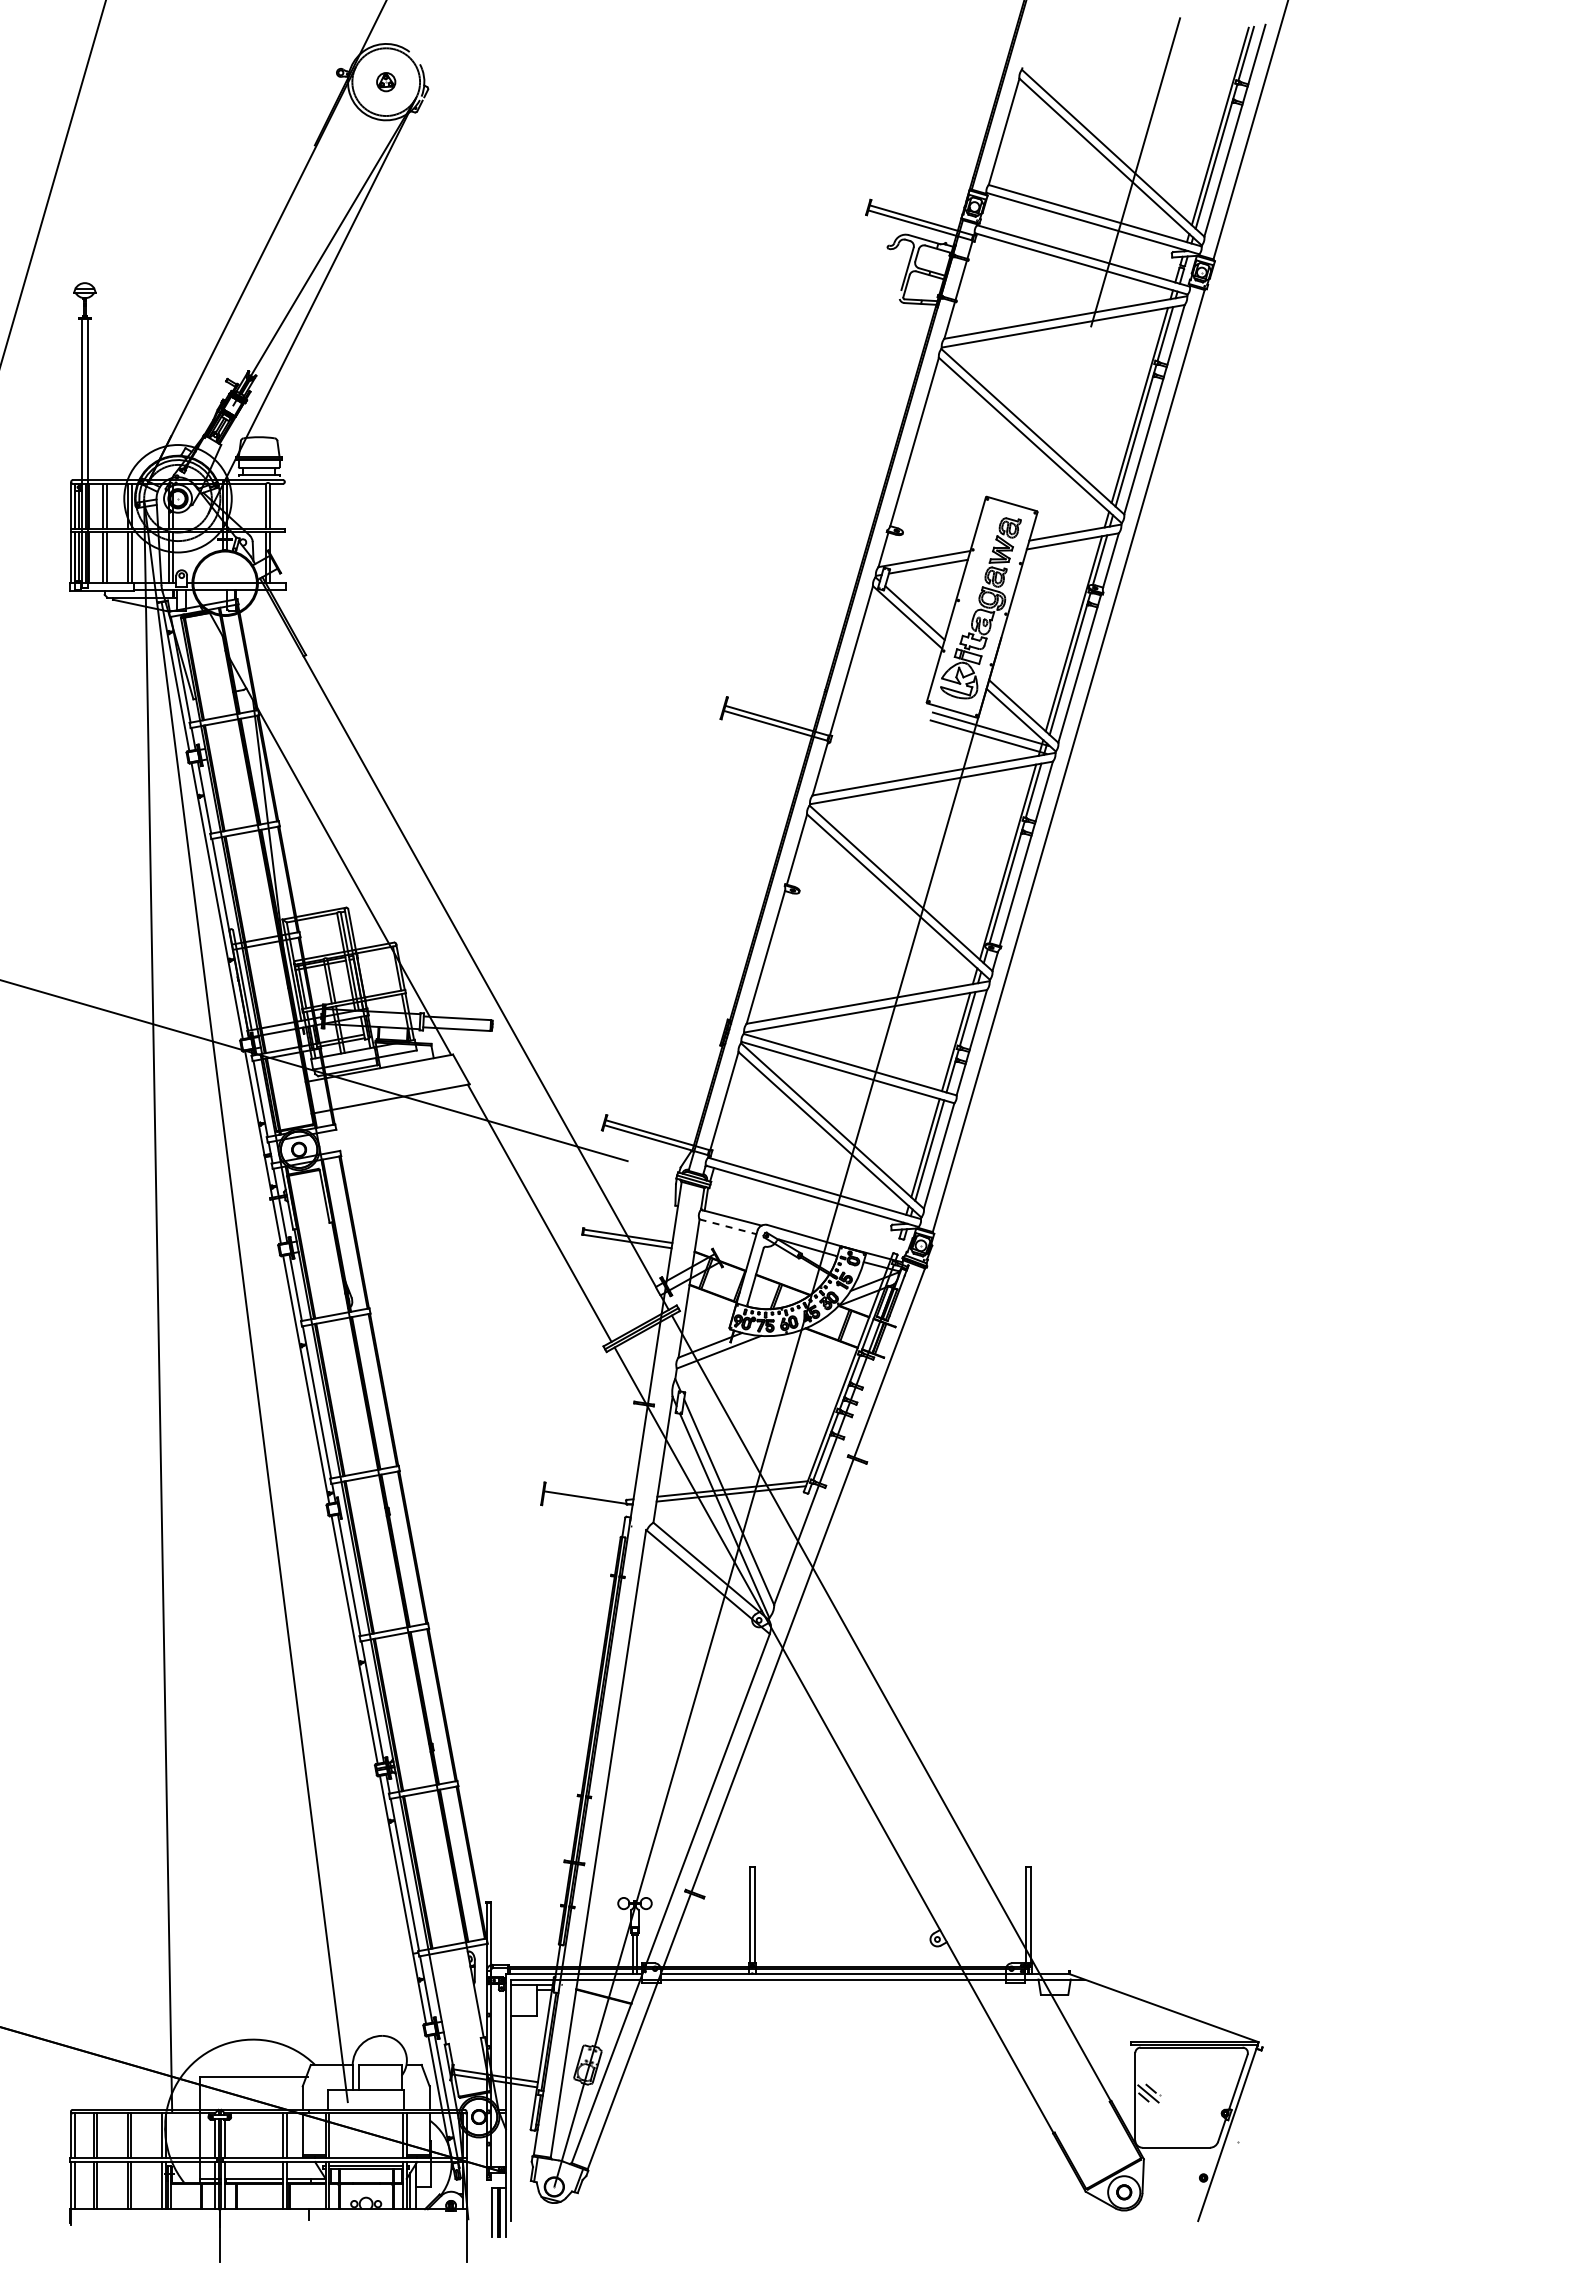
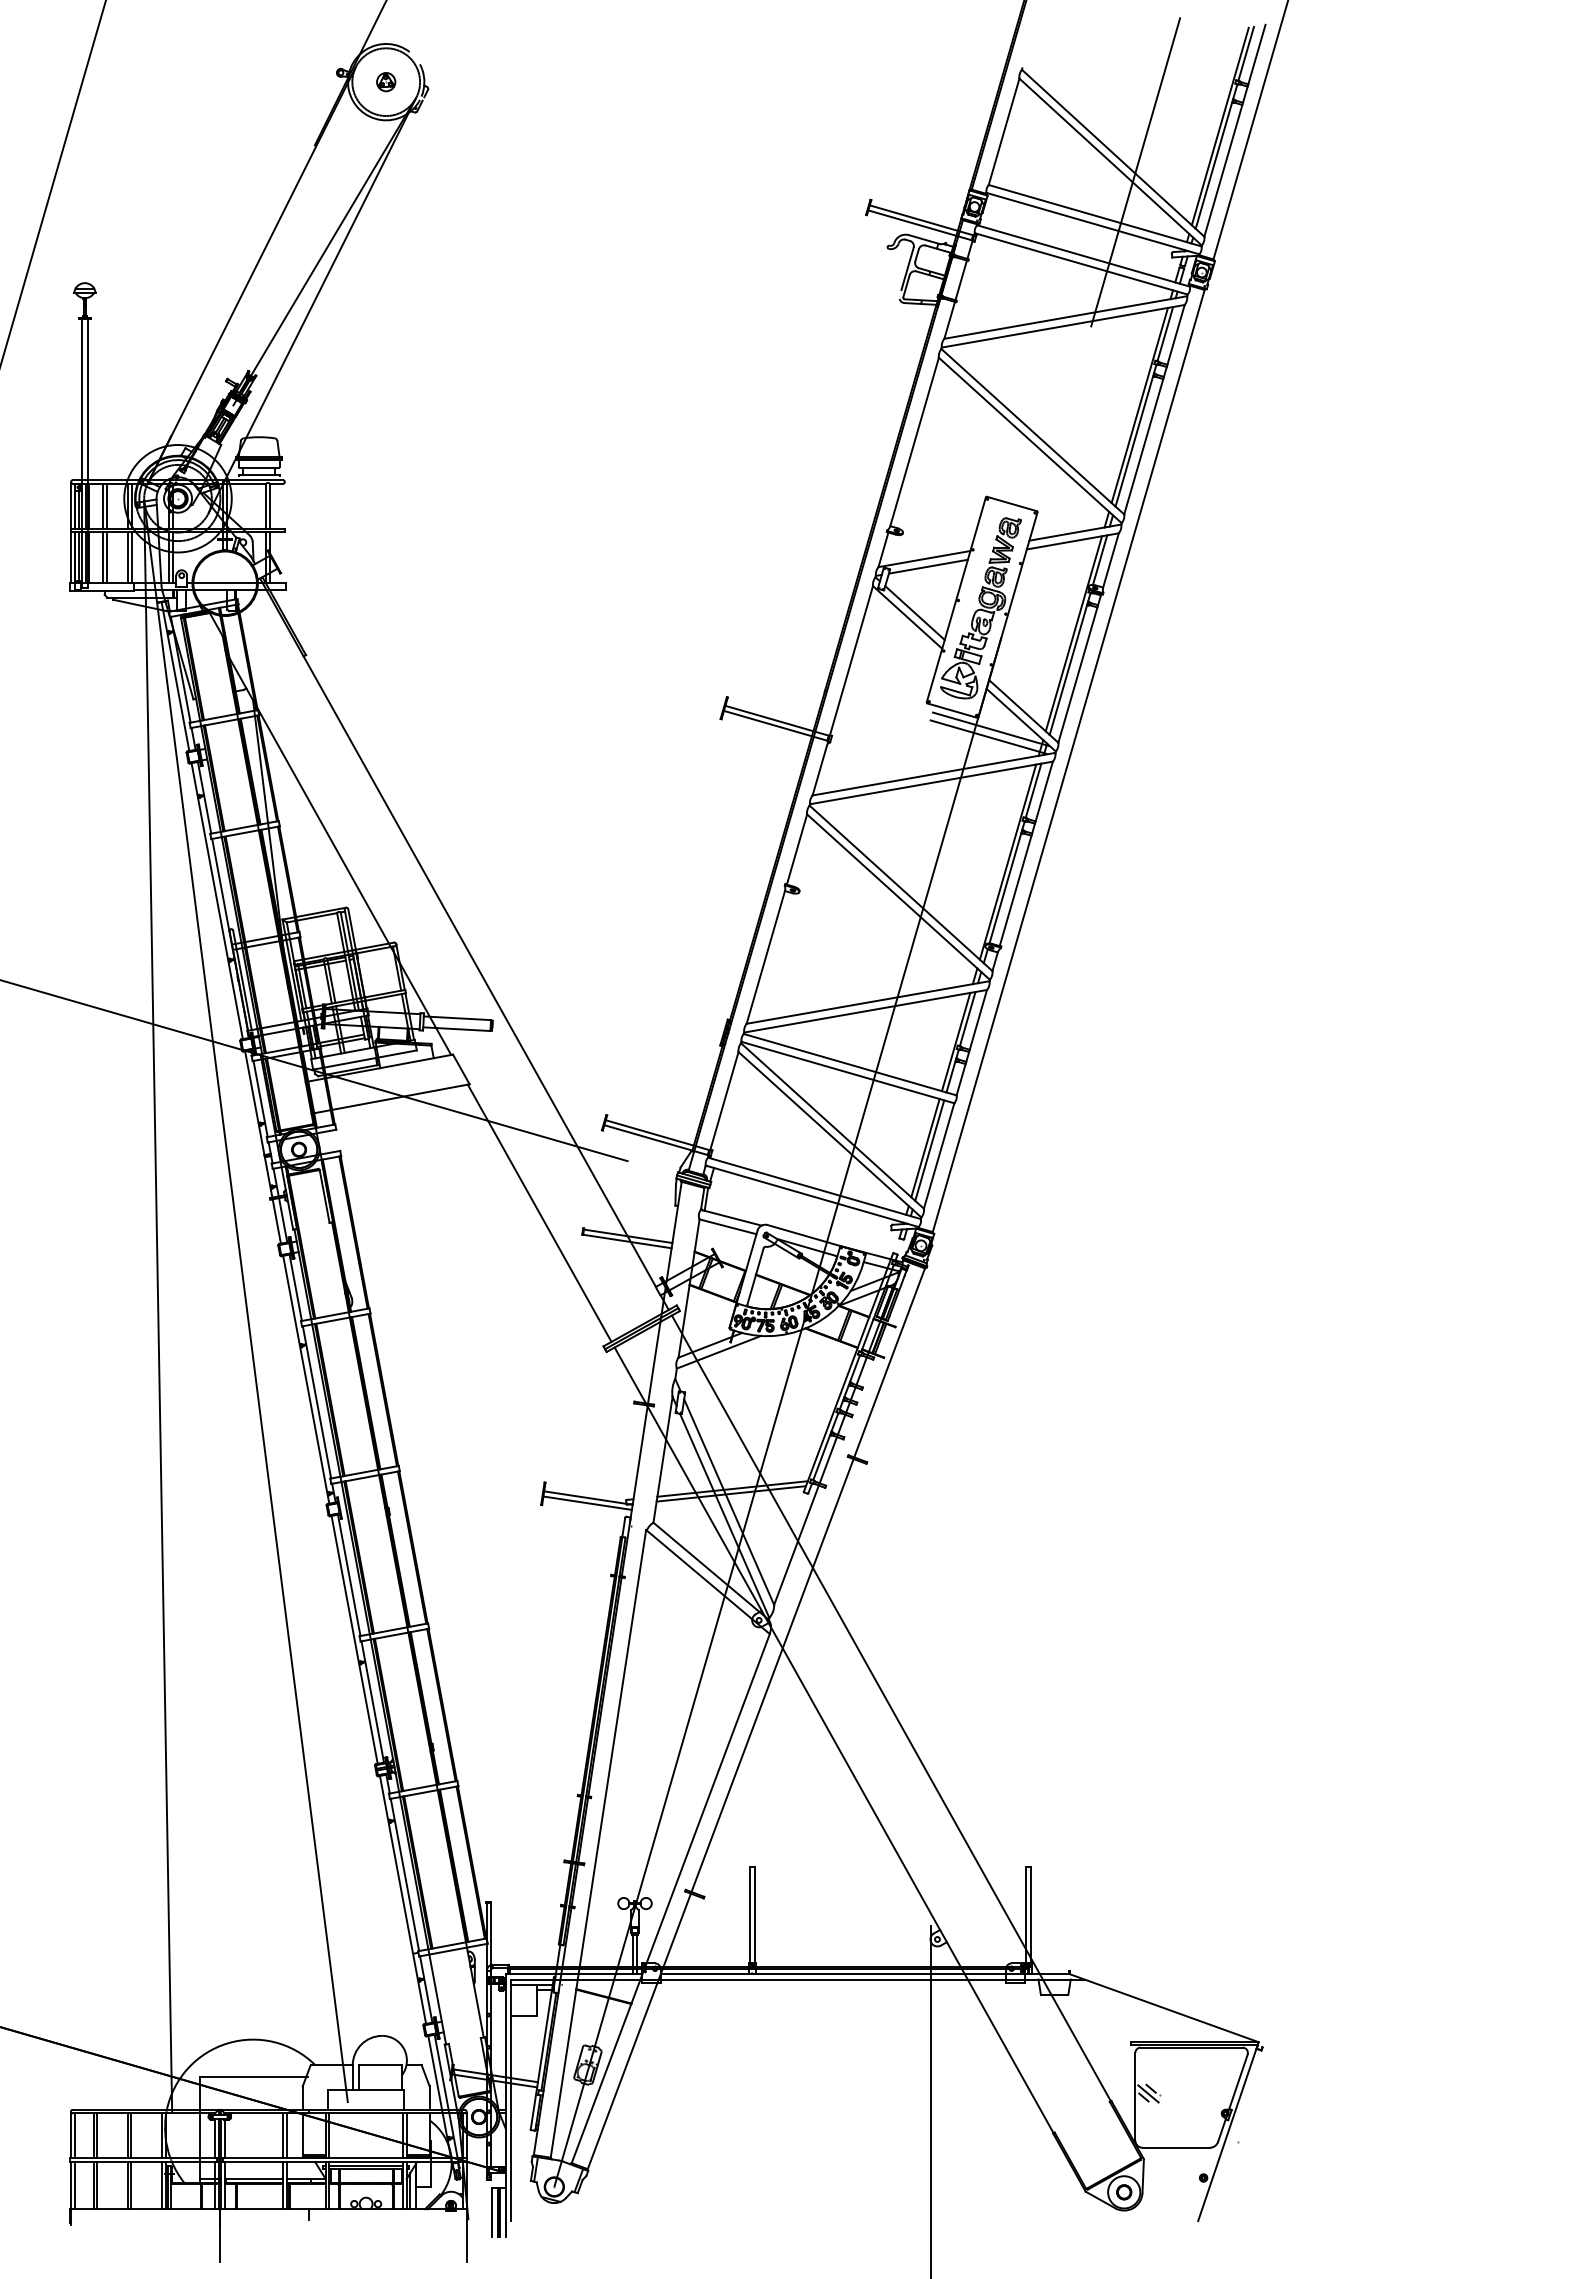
line: dashed -> solid (728, 1226)
line: none -> present (587, 1502)
line: none -> present (930, 2100)
